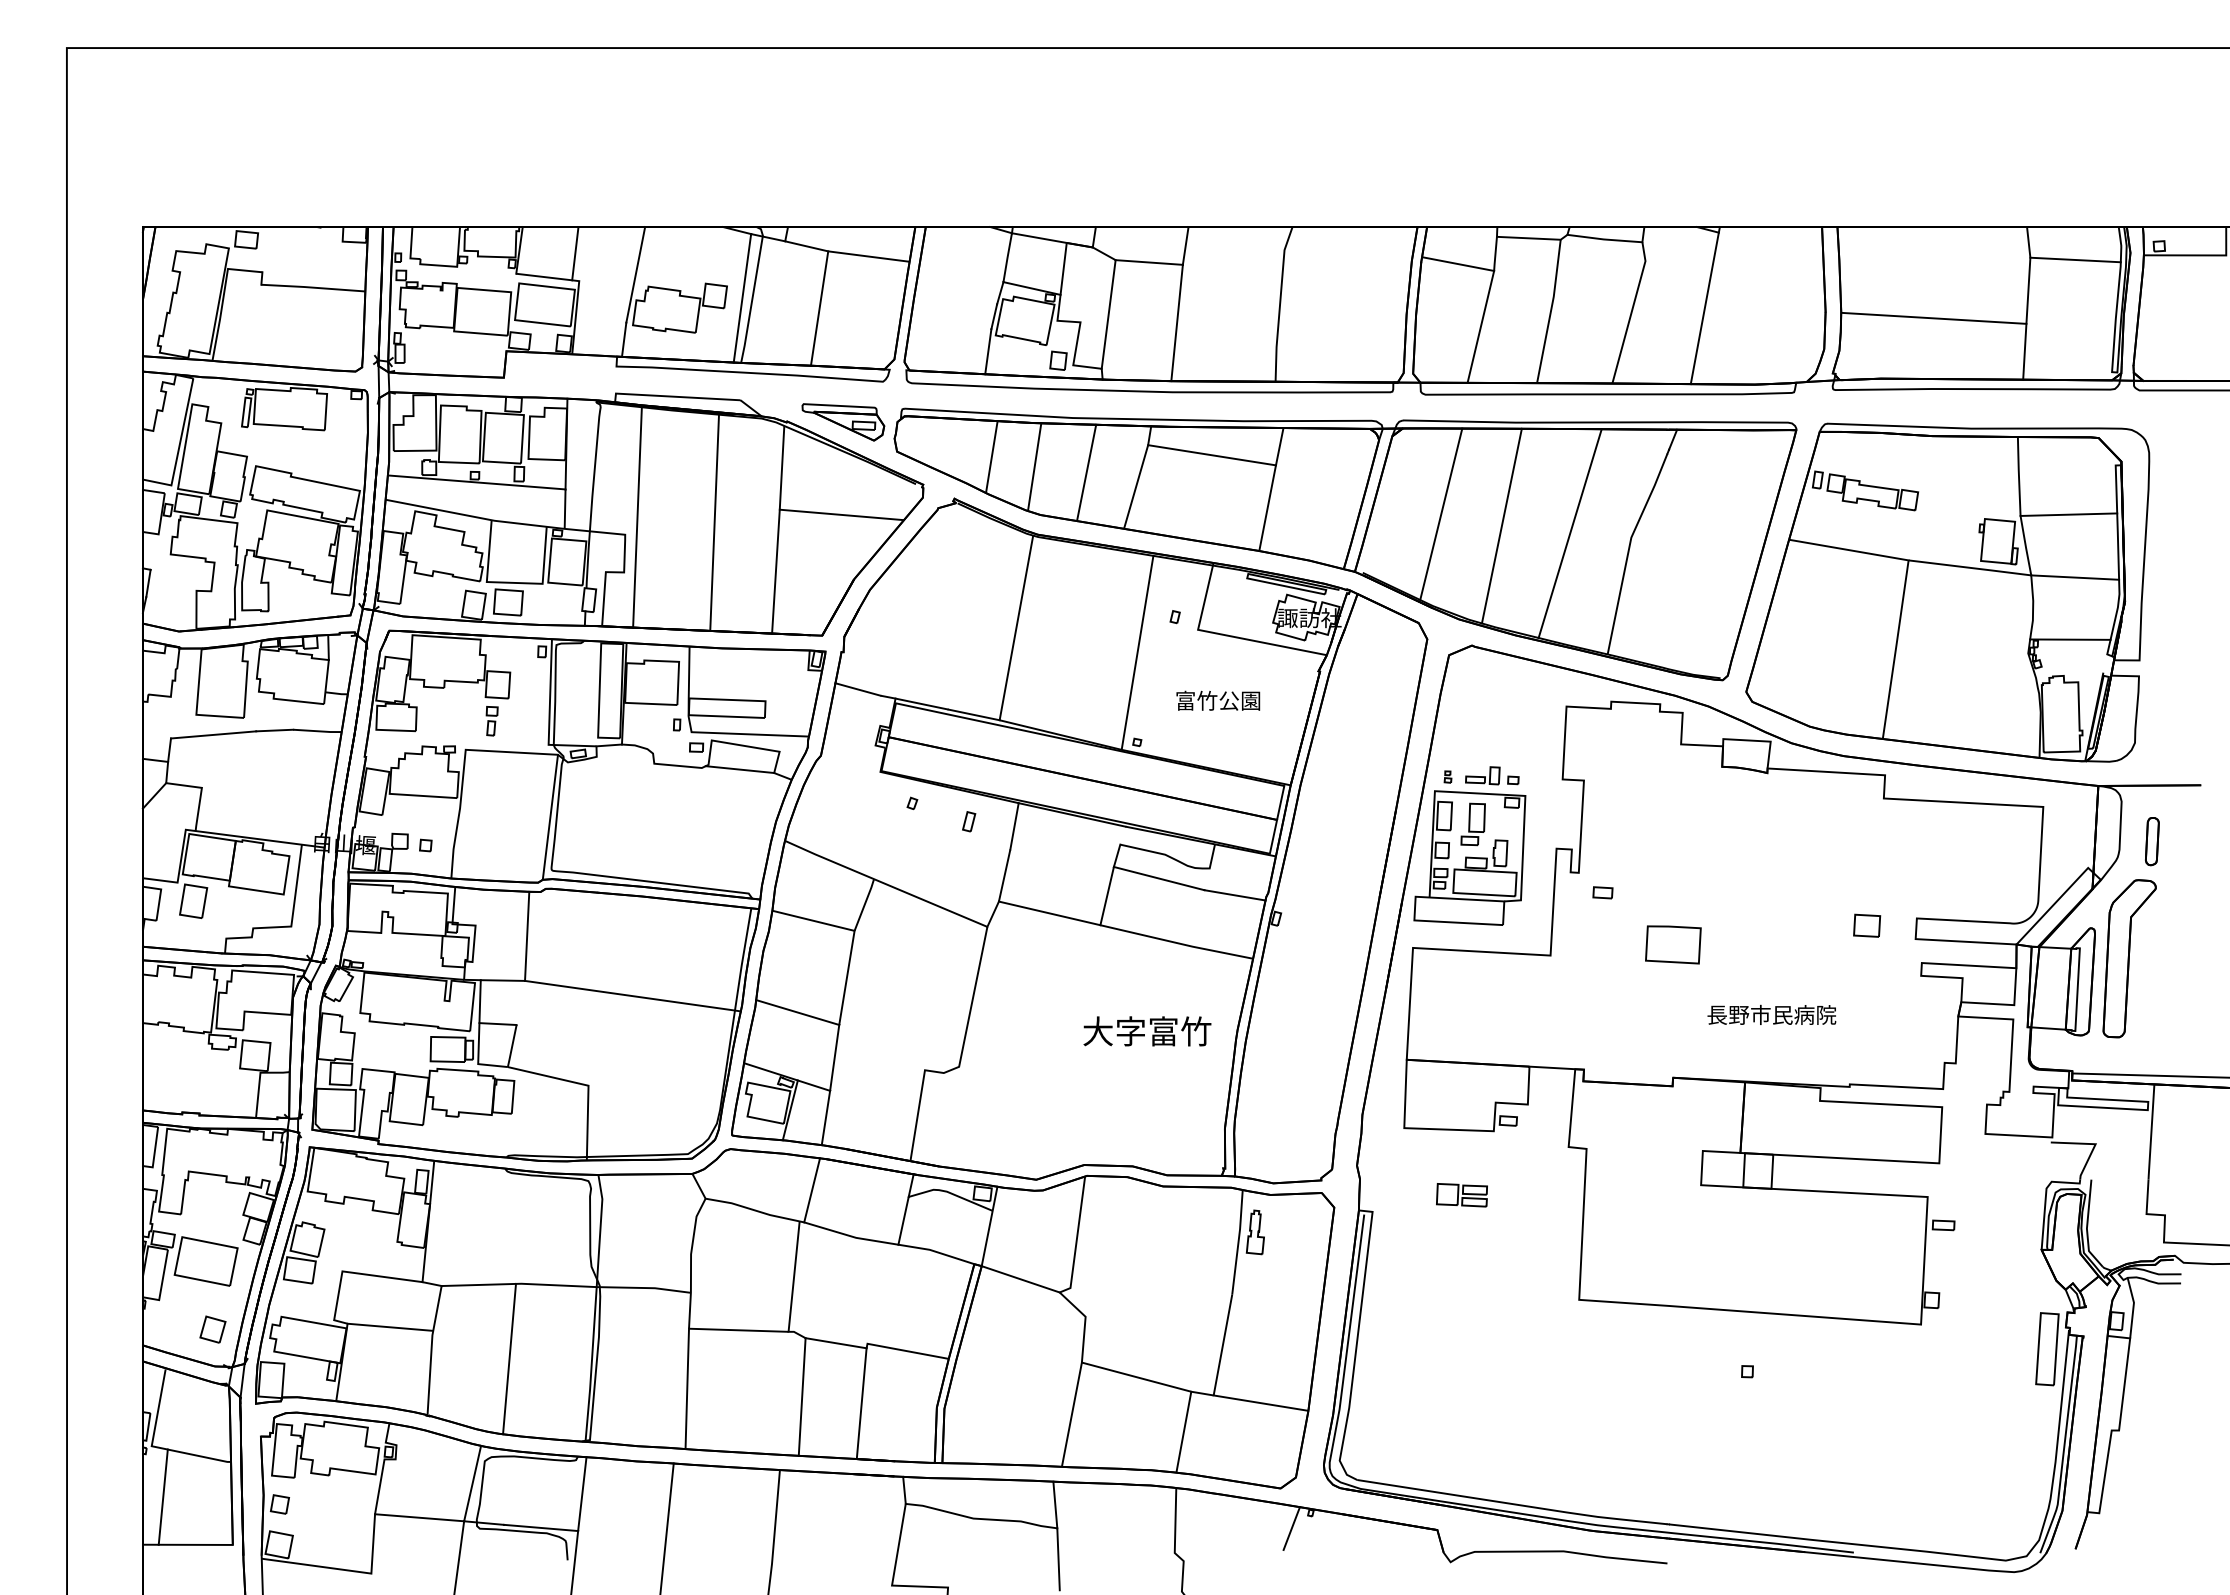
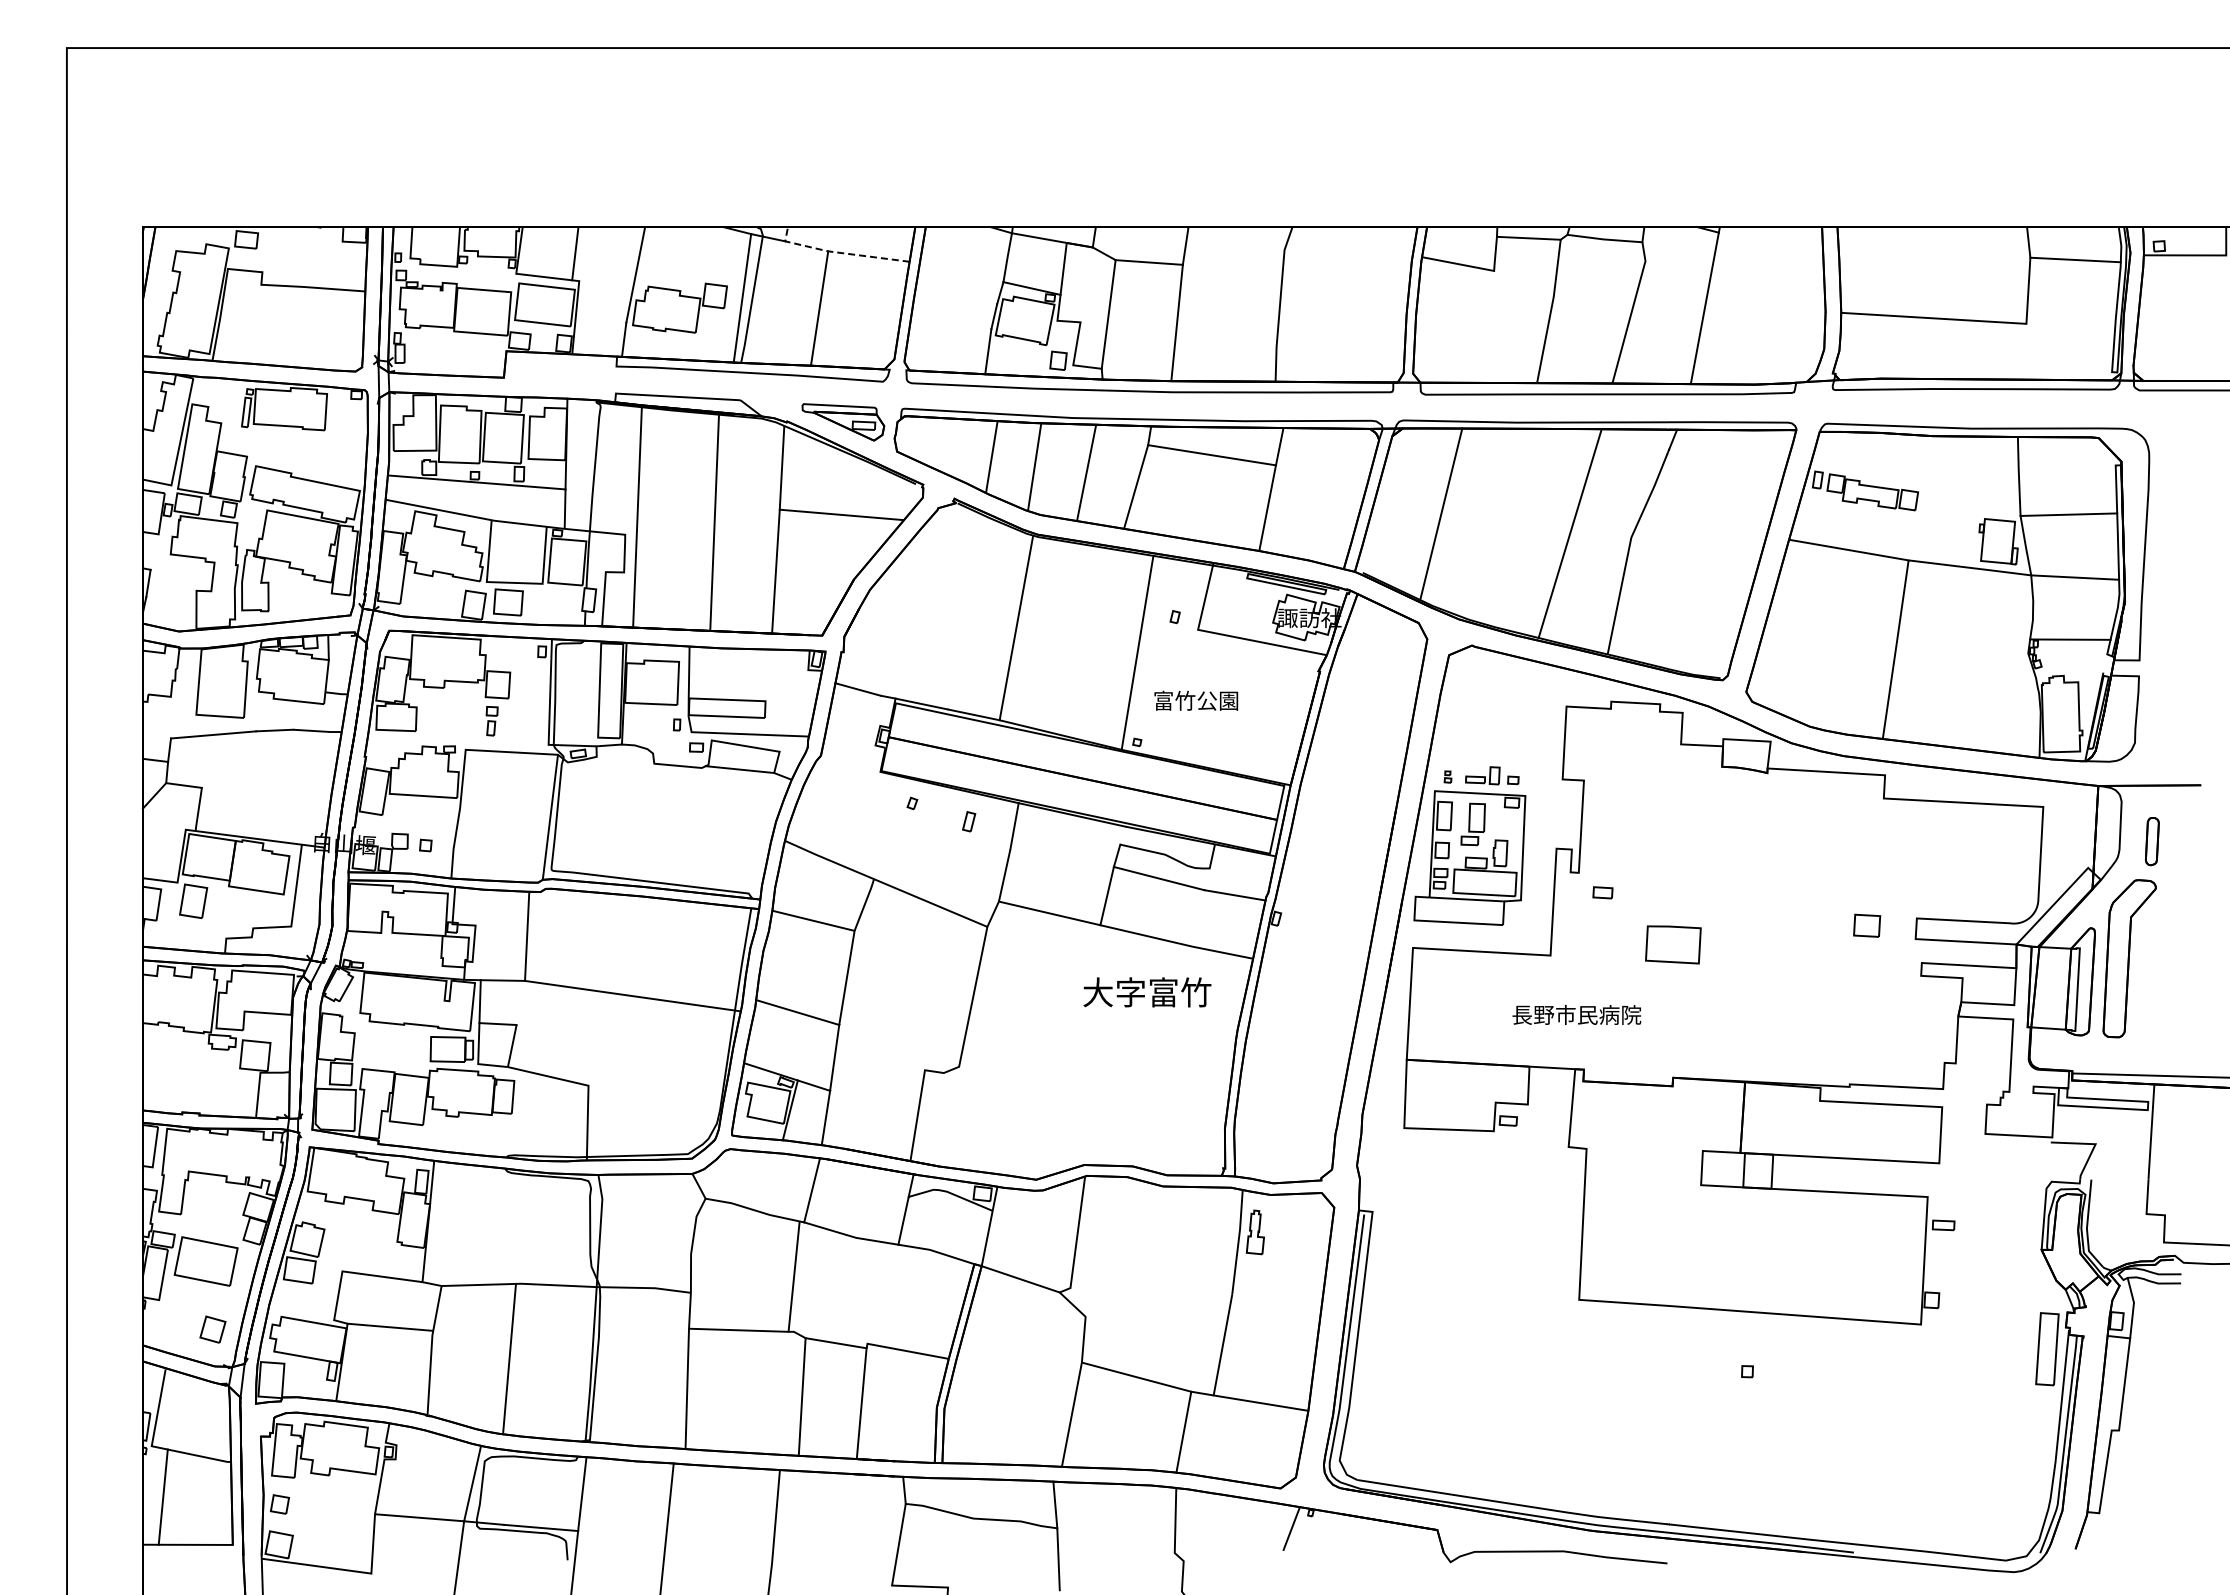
line: solid -> dashed (838, 252)
line: present -> none (1480, 326)
line: present -> none (2024, 351)
line: present -> none (1501, 525)
text position: (1218, 700) -> (1196, 700) (1196, 700)
text position: (1771, 1014) -> (1576, 1014) (1576, 1014)
text position: (1147, 1031) -> (1147, 992) (1147, 992)
part: present -> none (1461, 1195)
